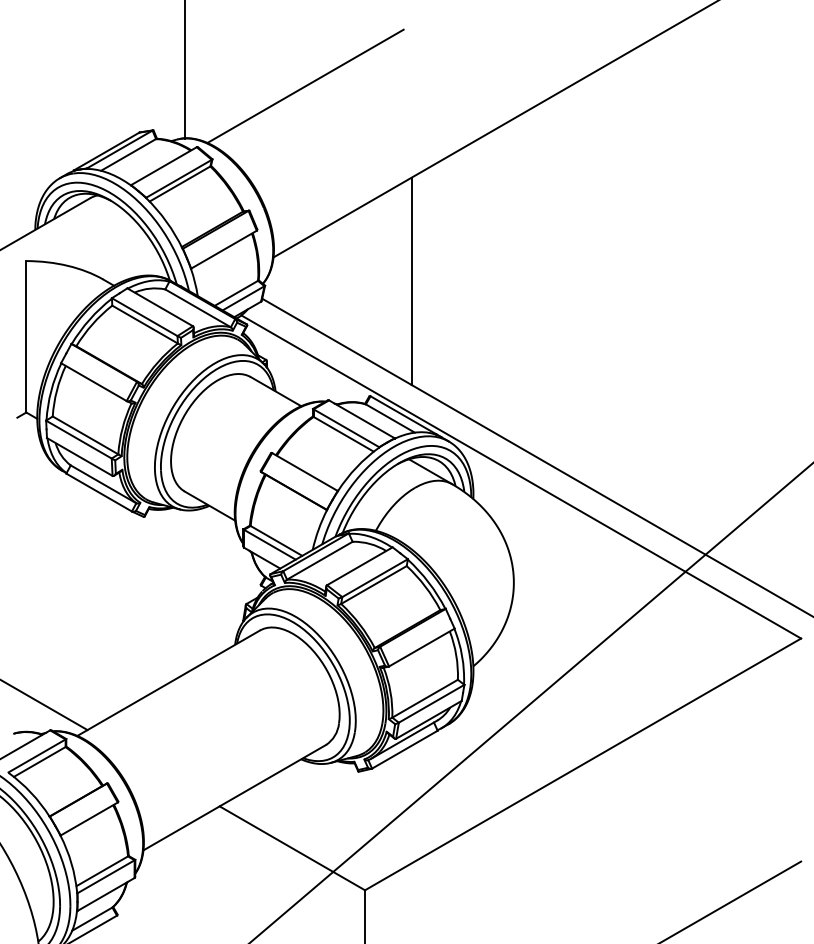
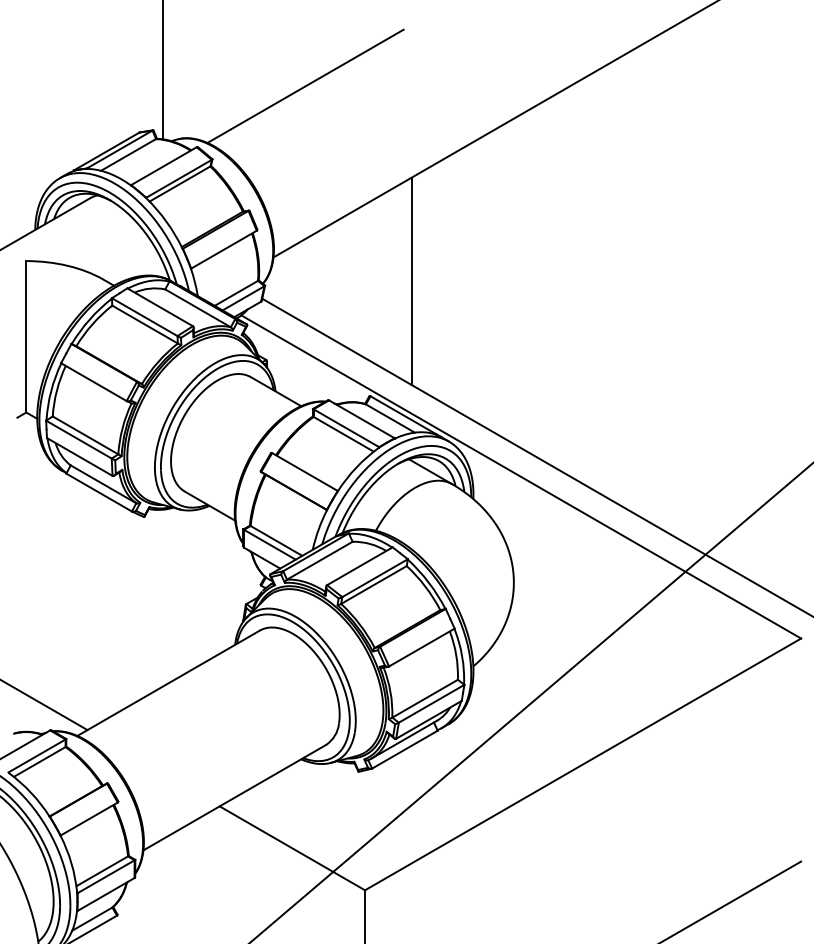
line position: (184, 70) -> (162, 70) (162, 70)
